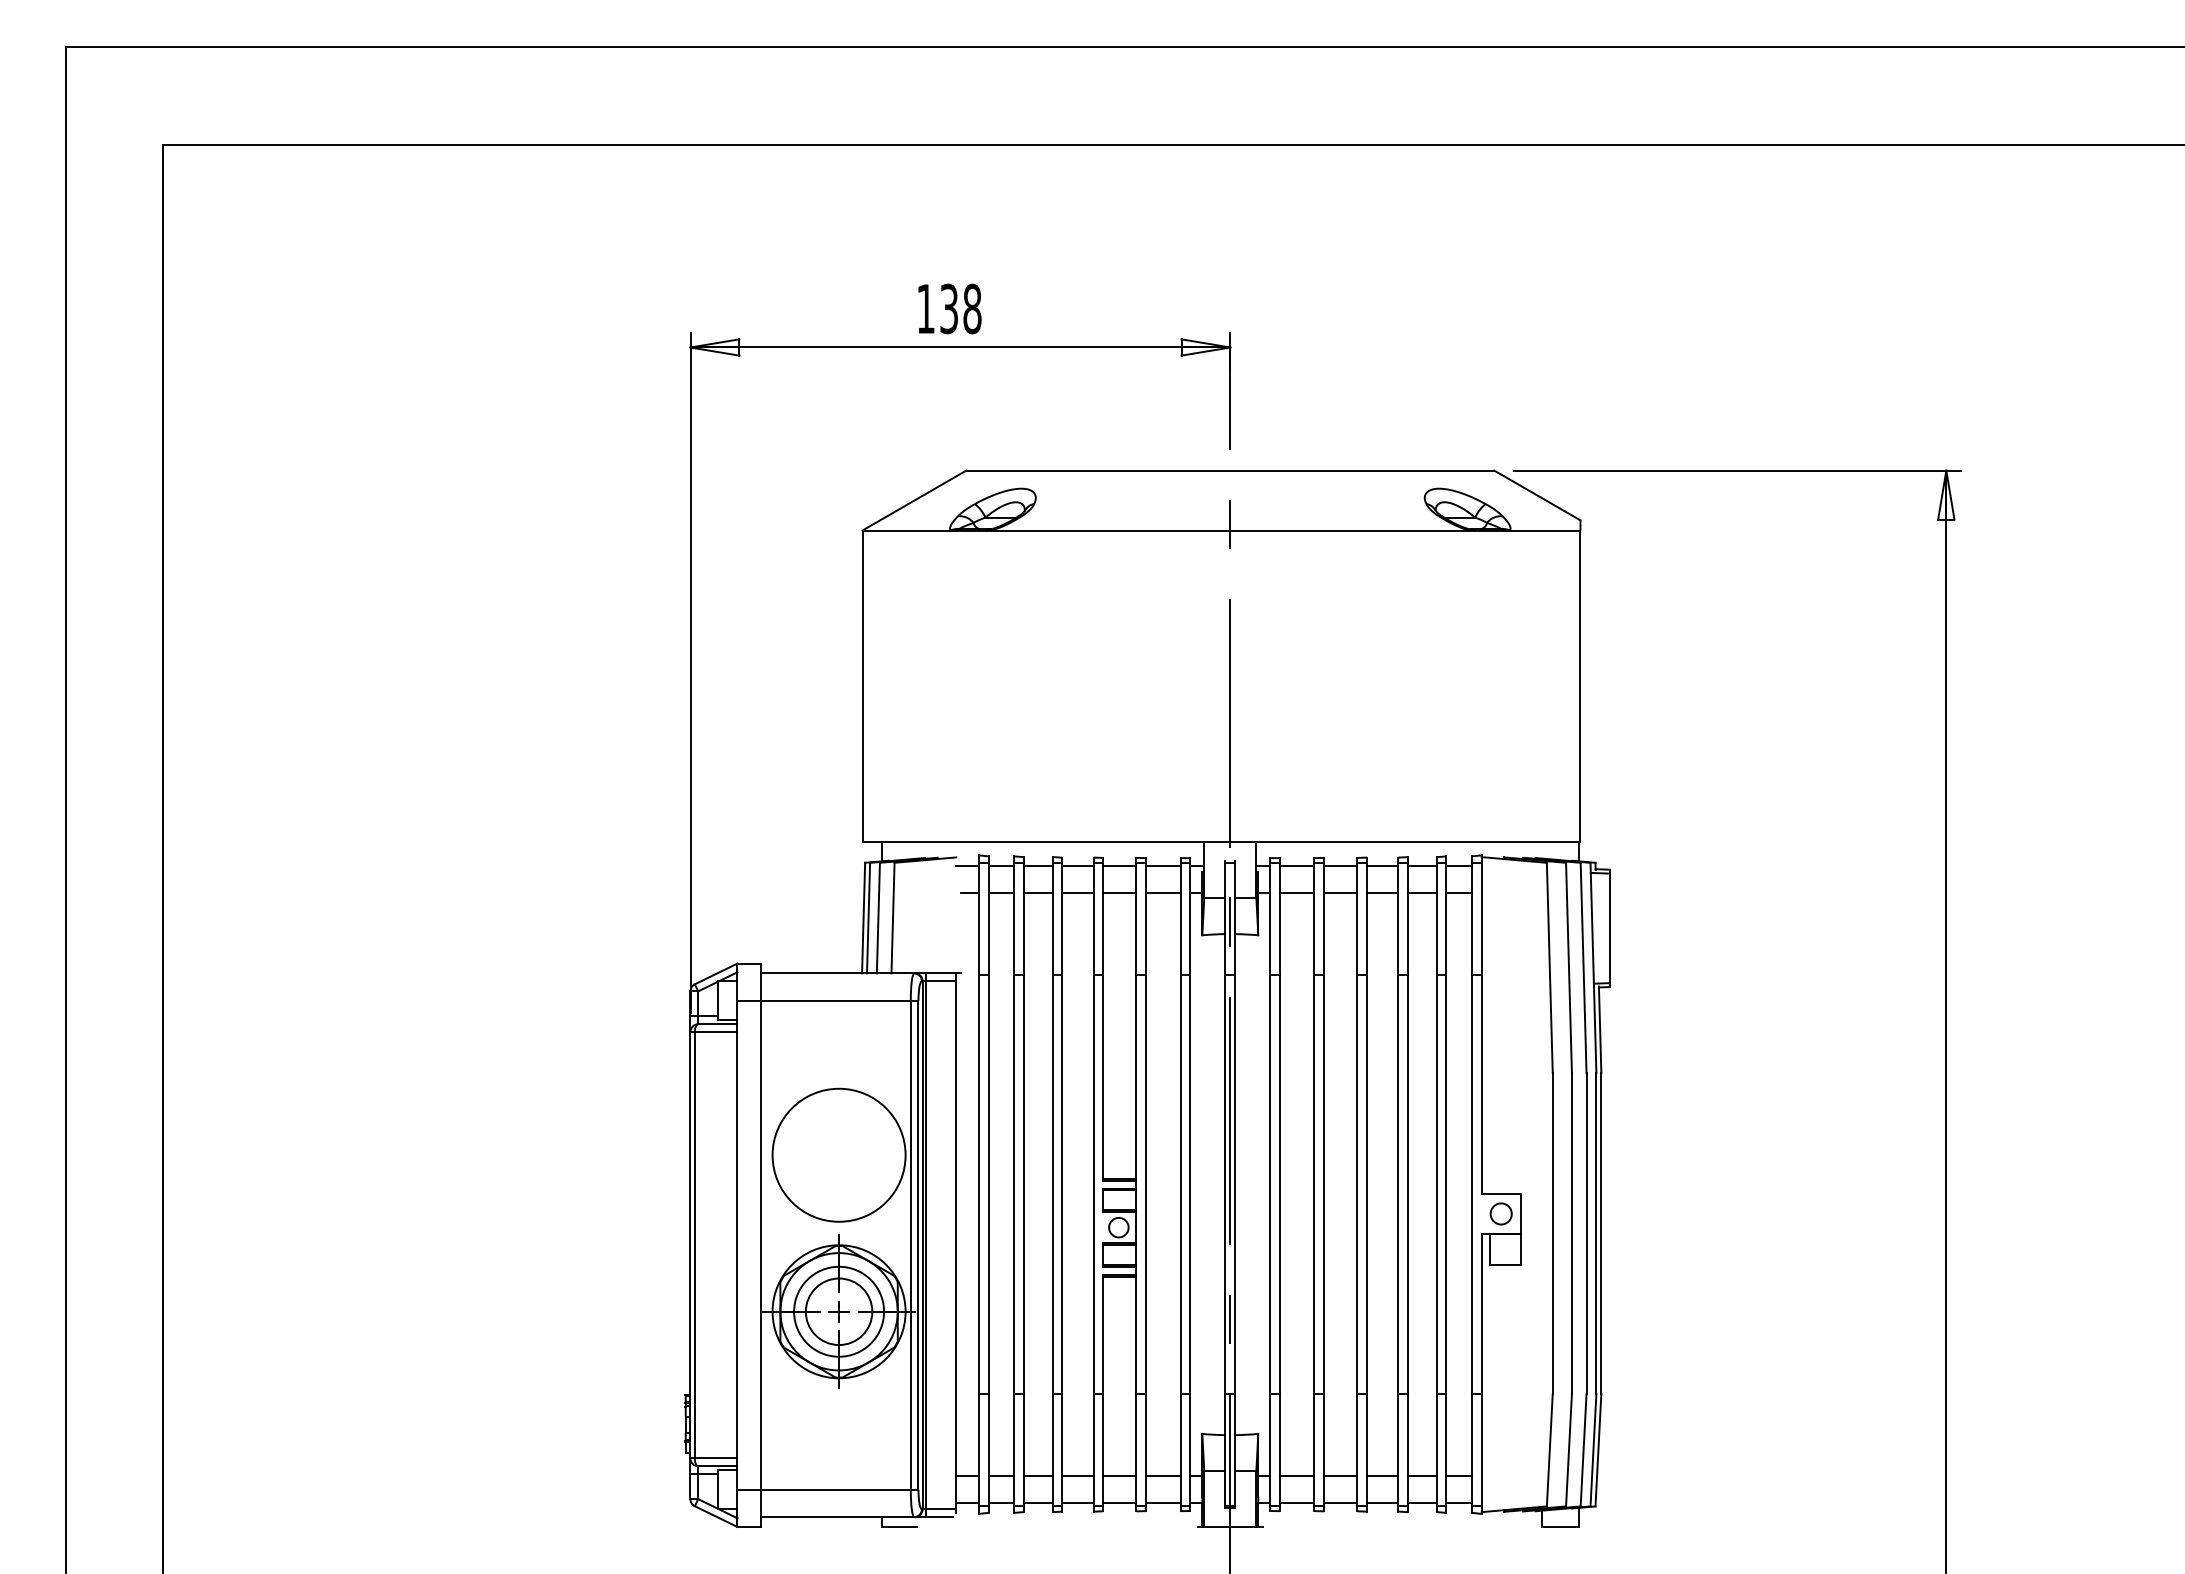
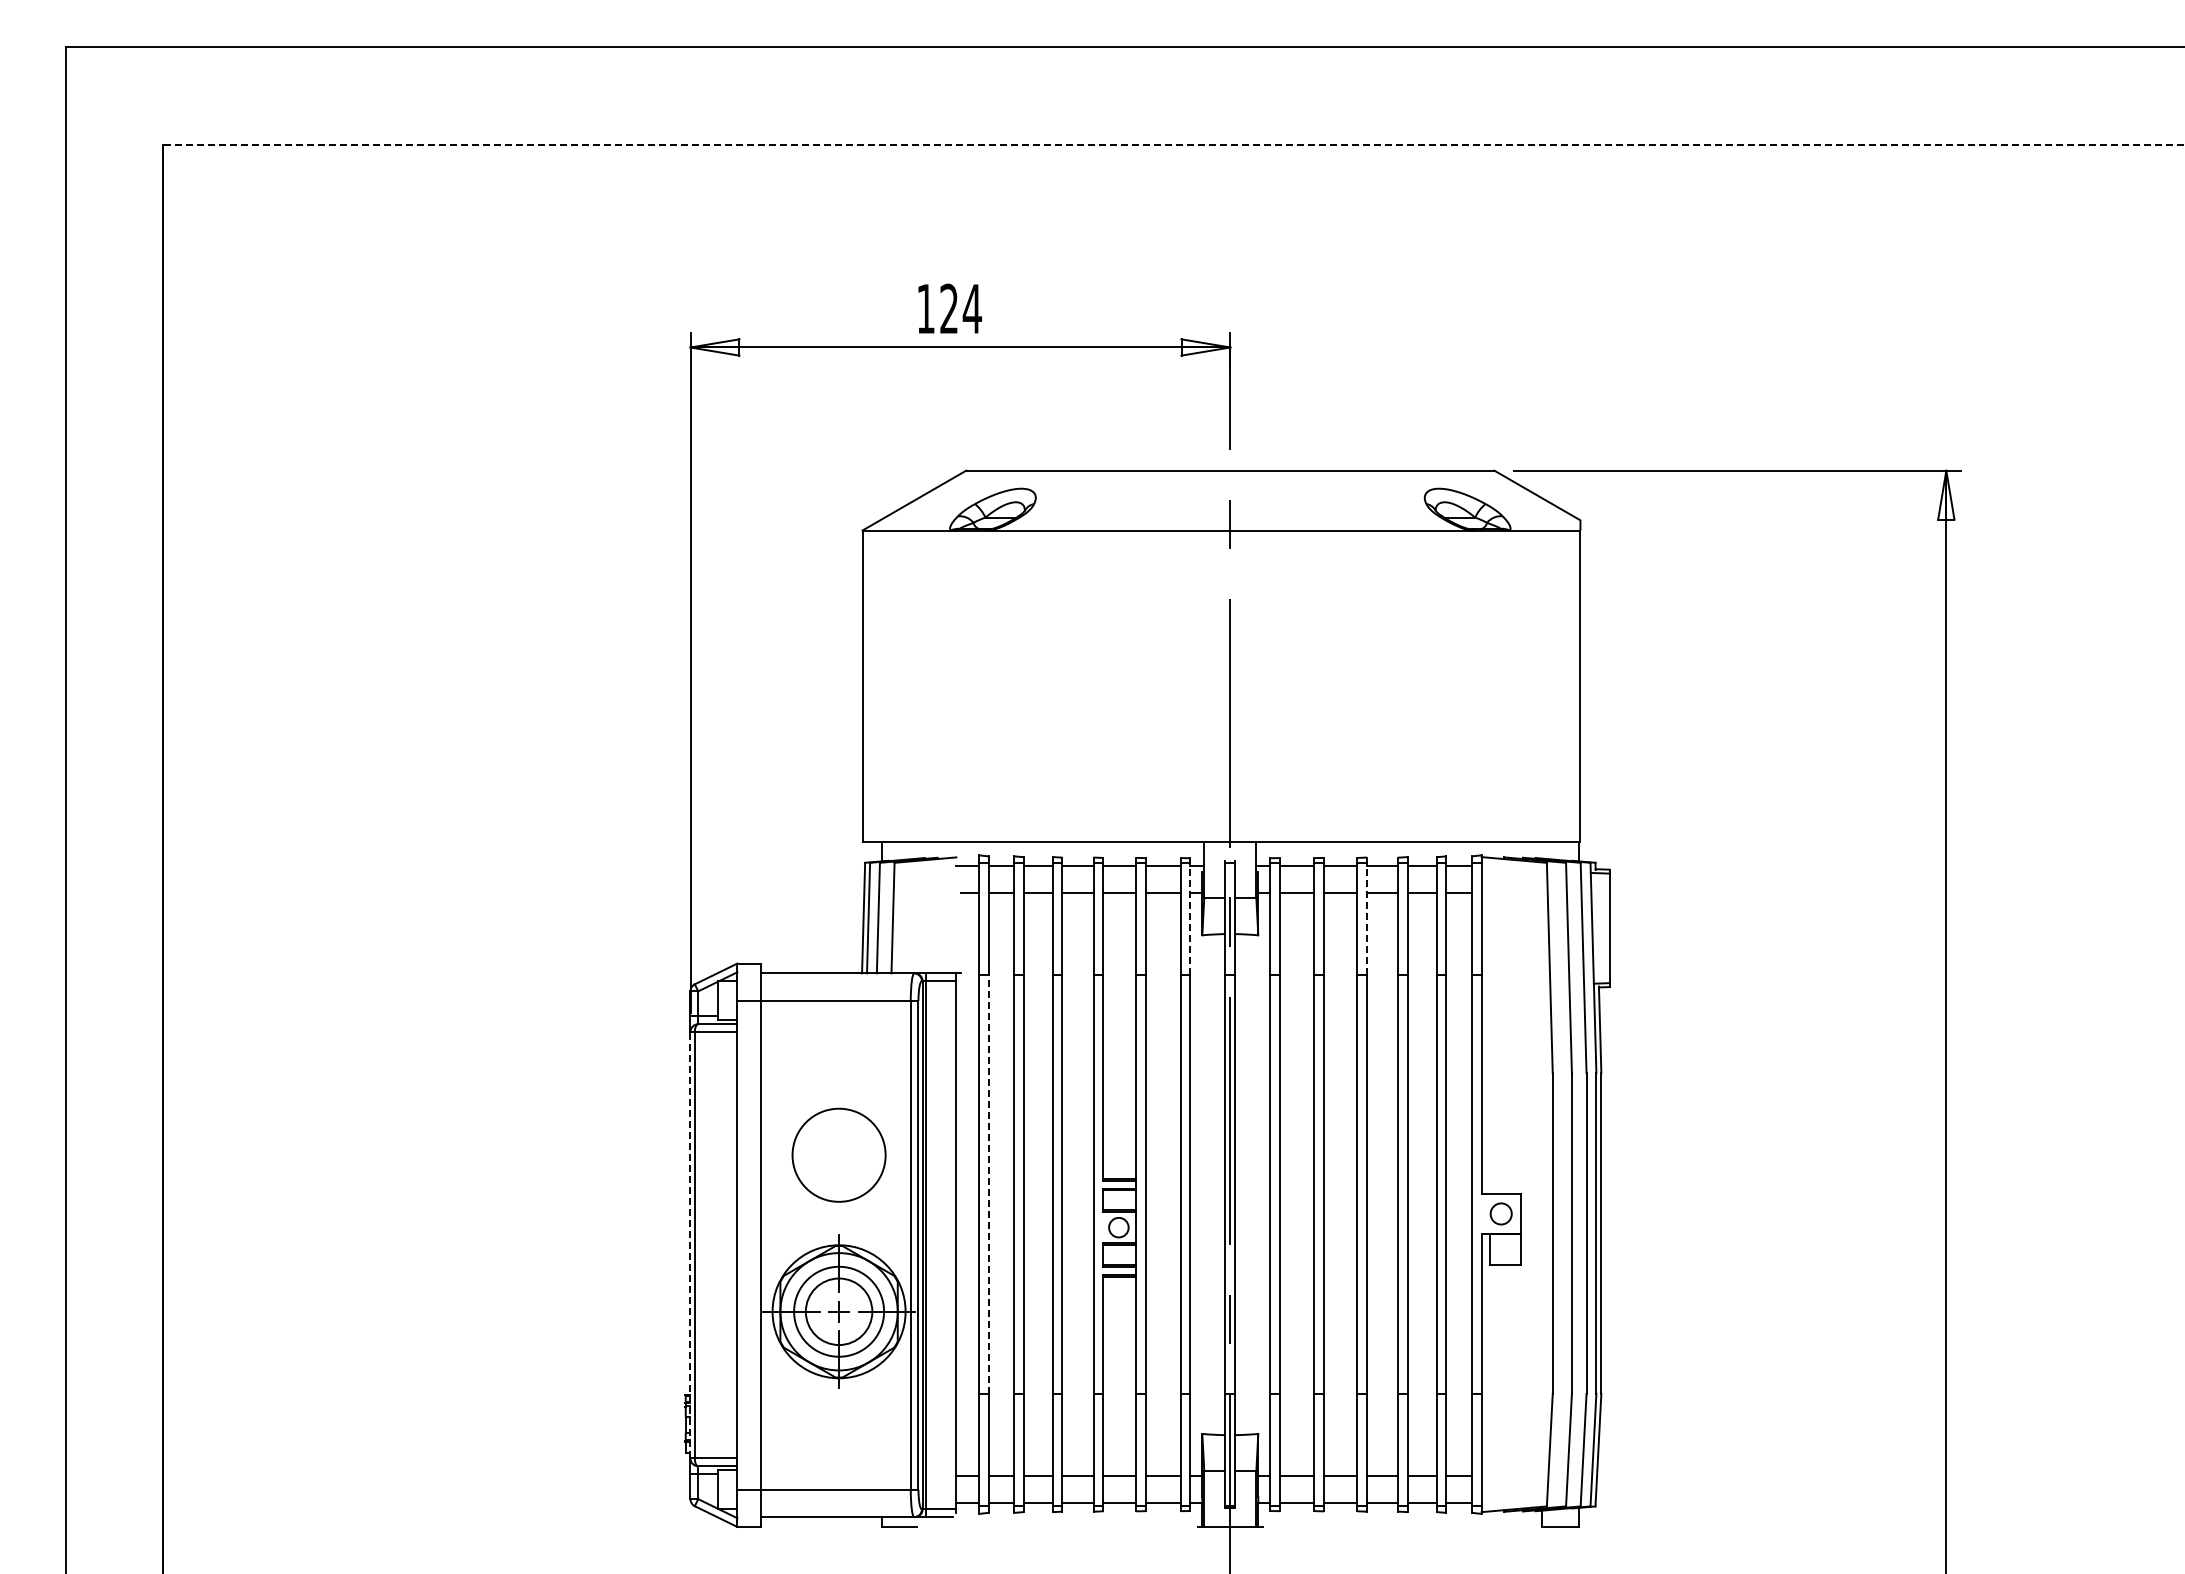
line: solid -> dashed (1174, 144)
text: 138 -> 124 (961, 308)
line: solid -> dashed (1190, 918)
line: solid -> dashed (1367, 918)
circle diameter: 133 px -> 93 px (838, 1154)
line: solid -> dashed (988, 1184)
line: solid -> dashed (690, 1244)
